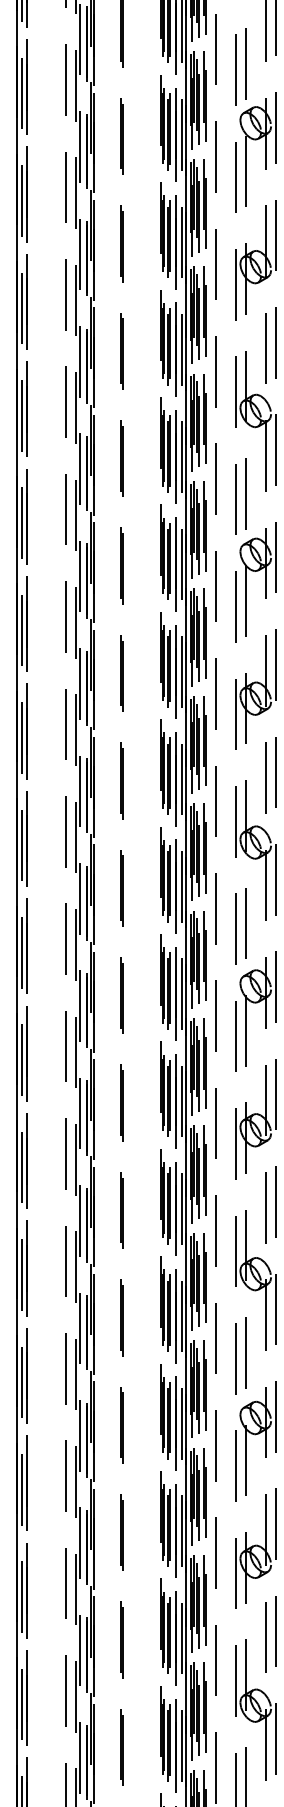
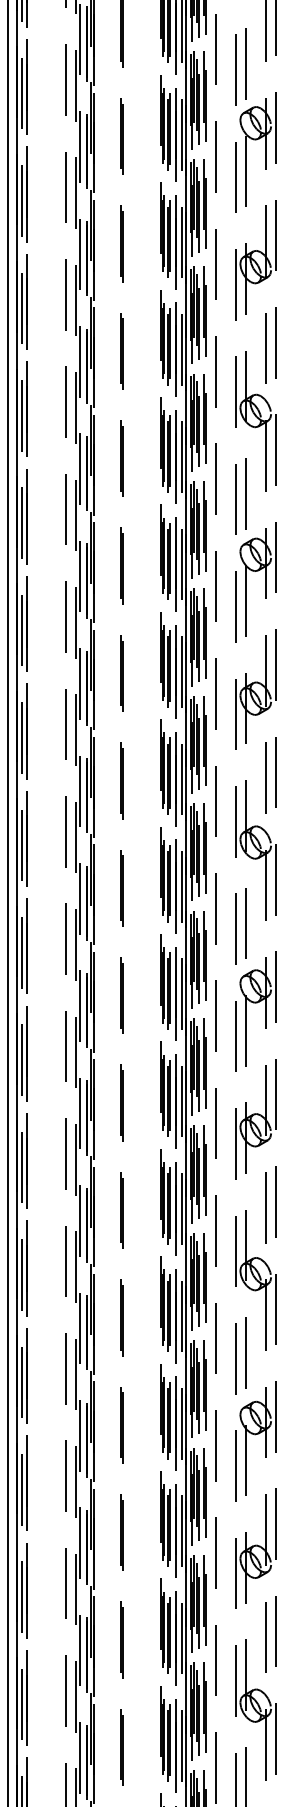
line: none -> present (8, 902)
